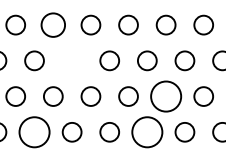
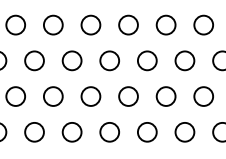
circle size: 26x26 px -> 21x22 px (53, 24)
circle: none -> present (71, 60)
circle diameter: 30 px -> 19 px (165, 96)
circle diameter: 30 px -> 19 px (34, 131)
circle diameter: 30 px -> 19 px (146, 131)
